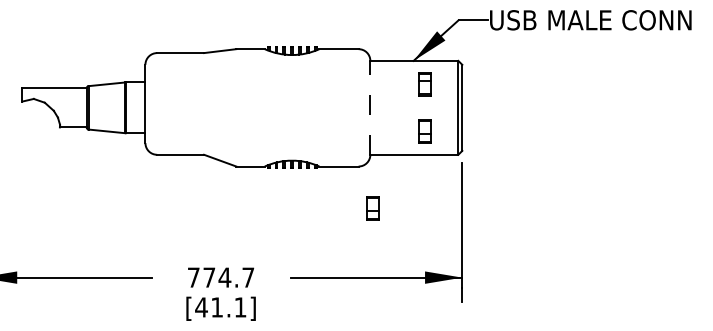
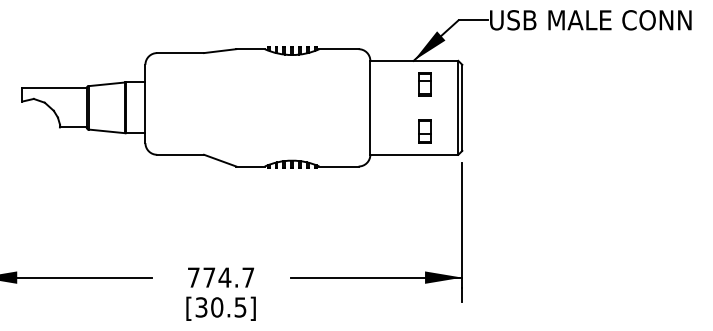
line: dashed -> solid (370, 107)
part: present -> none (372, 208)
text: [41.1] -> [30.5] (220, 307)
